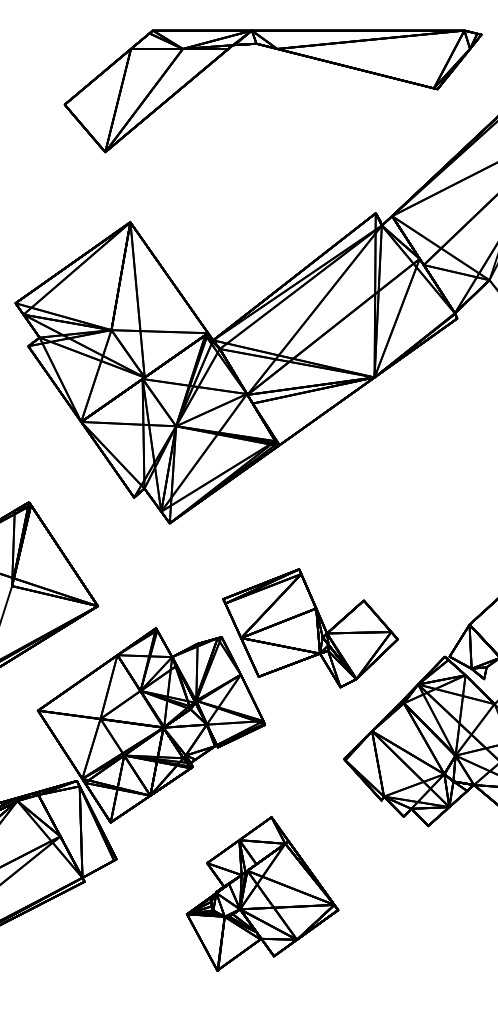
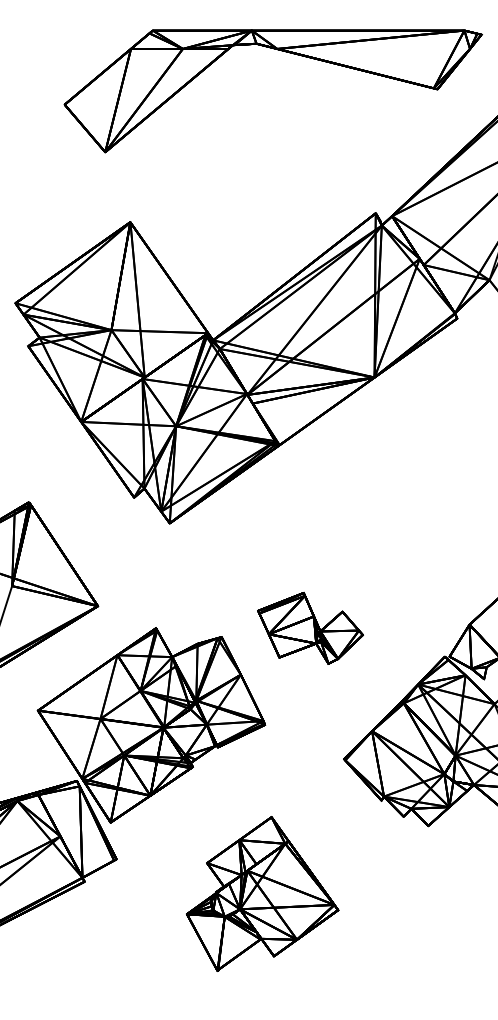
part size: 177x121 px -> 107x74 px (310, 627)
